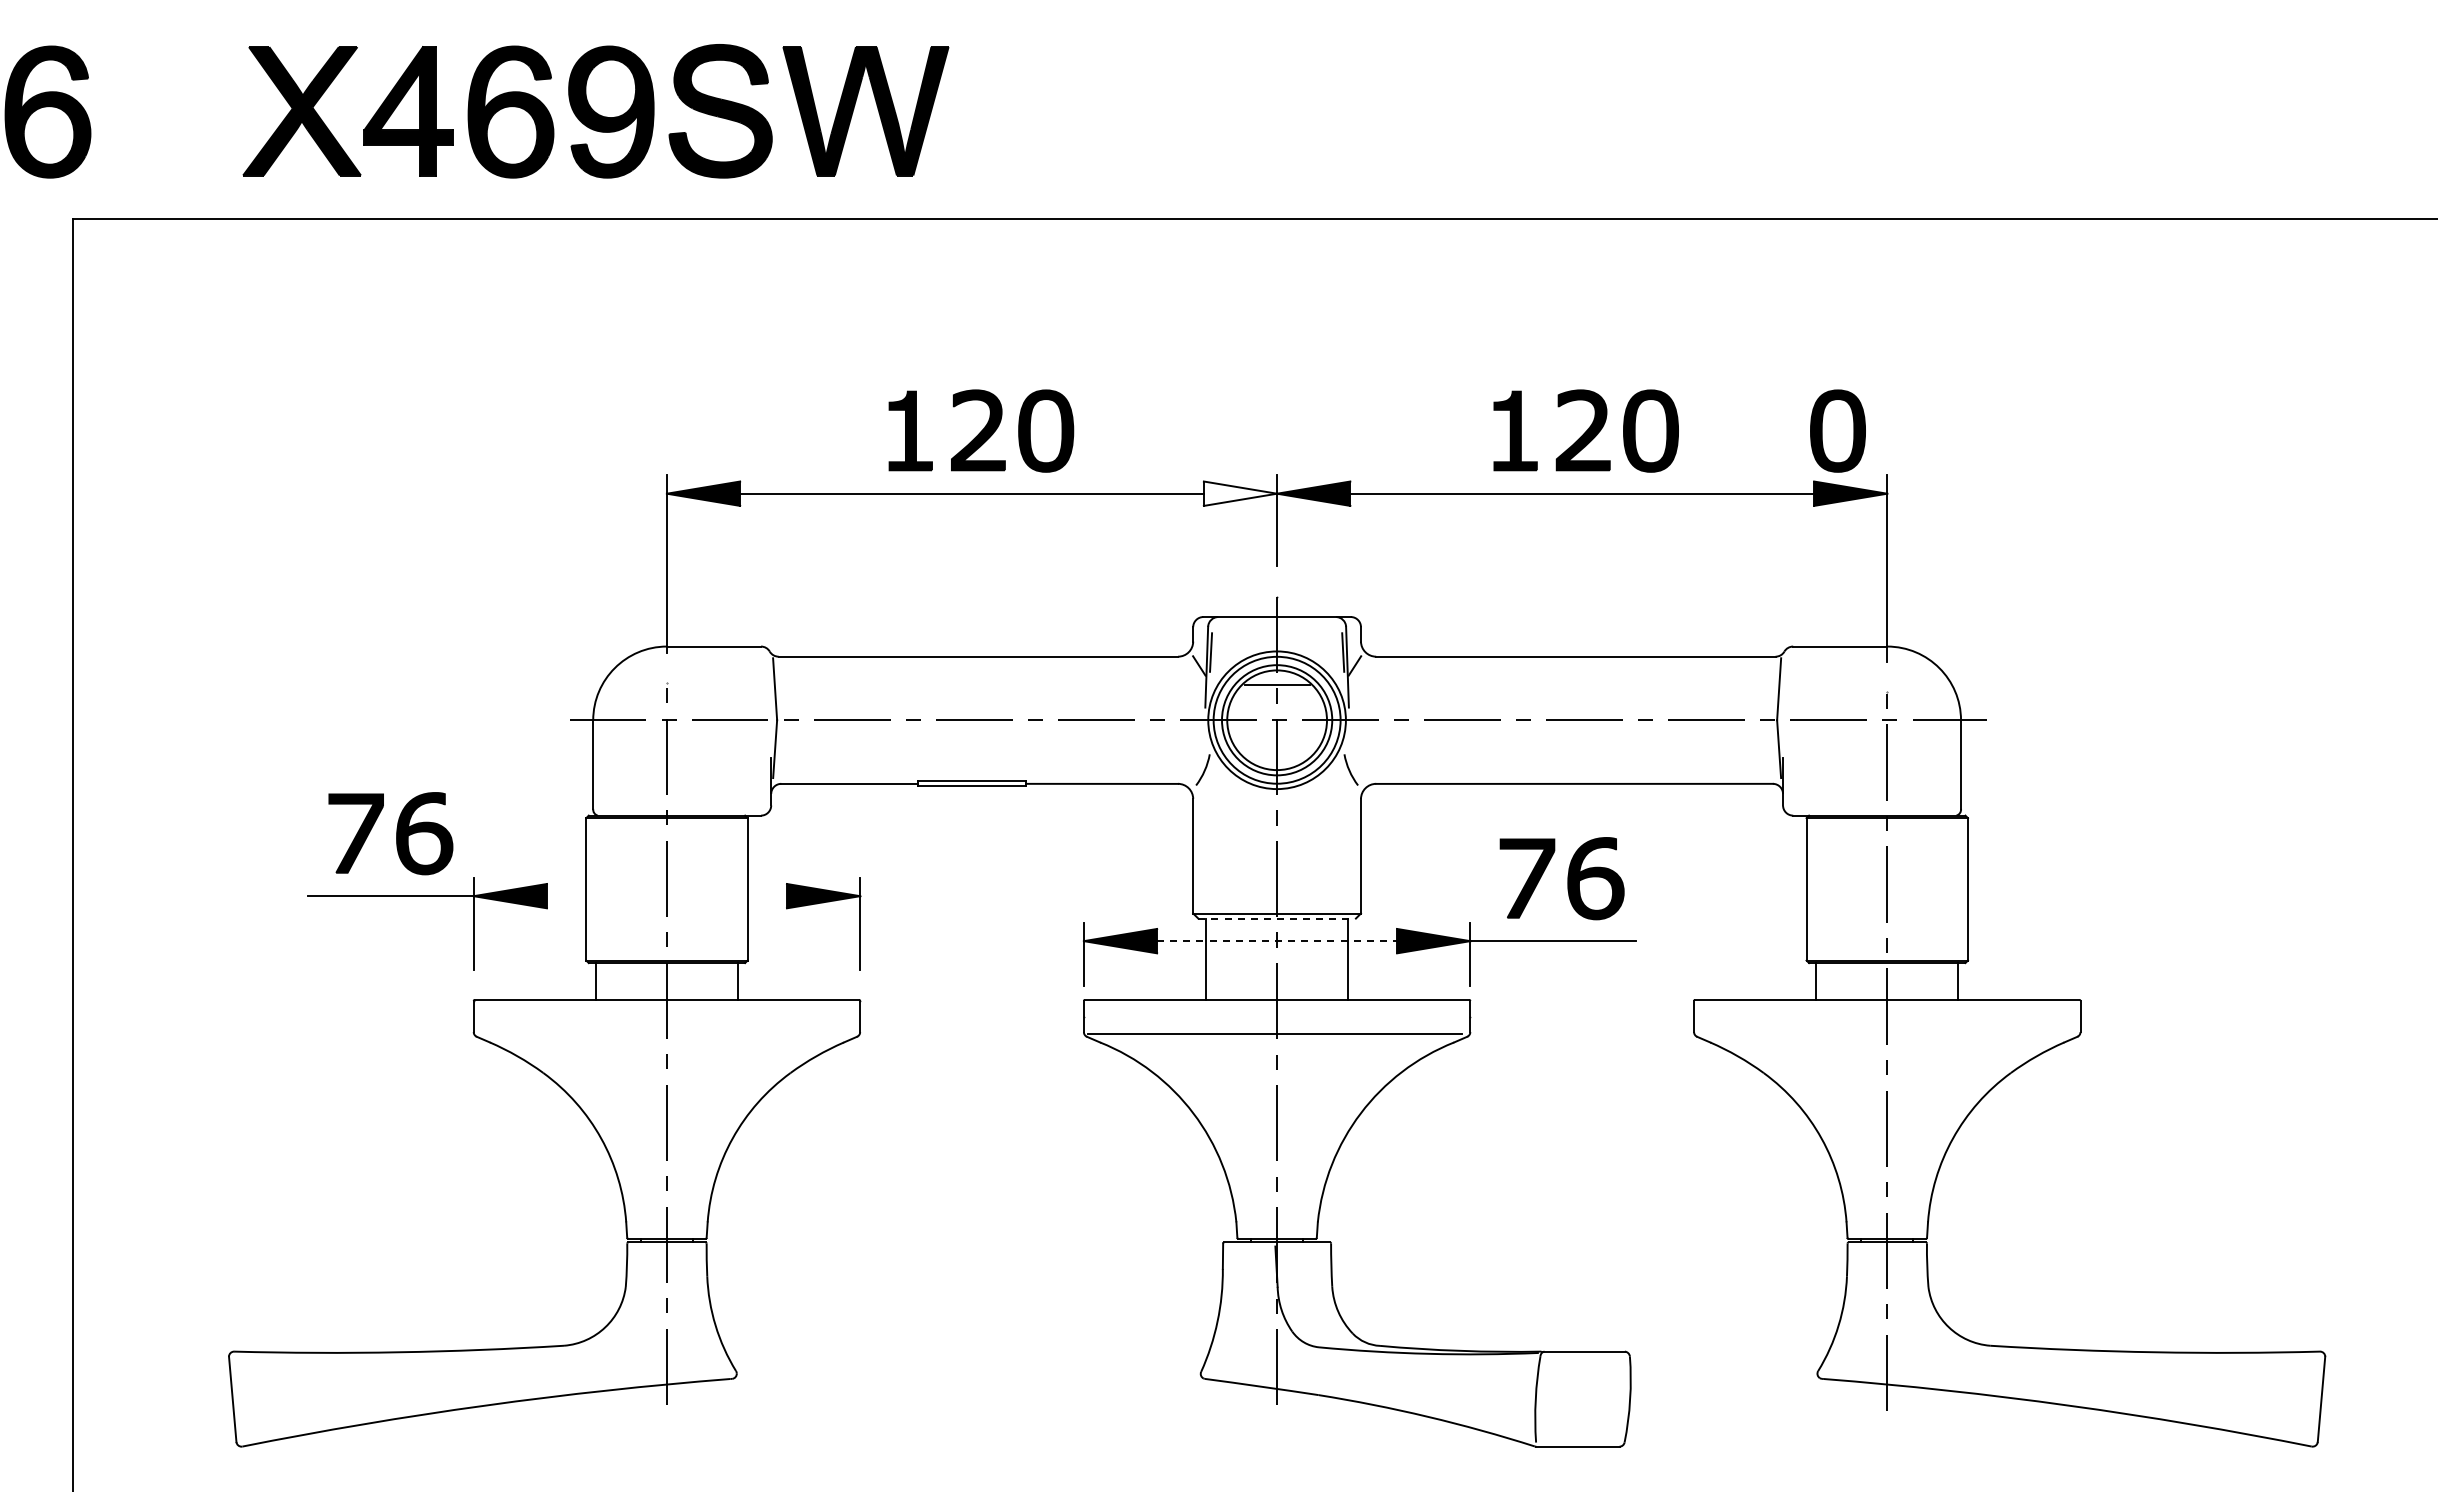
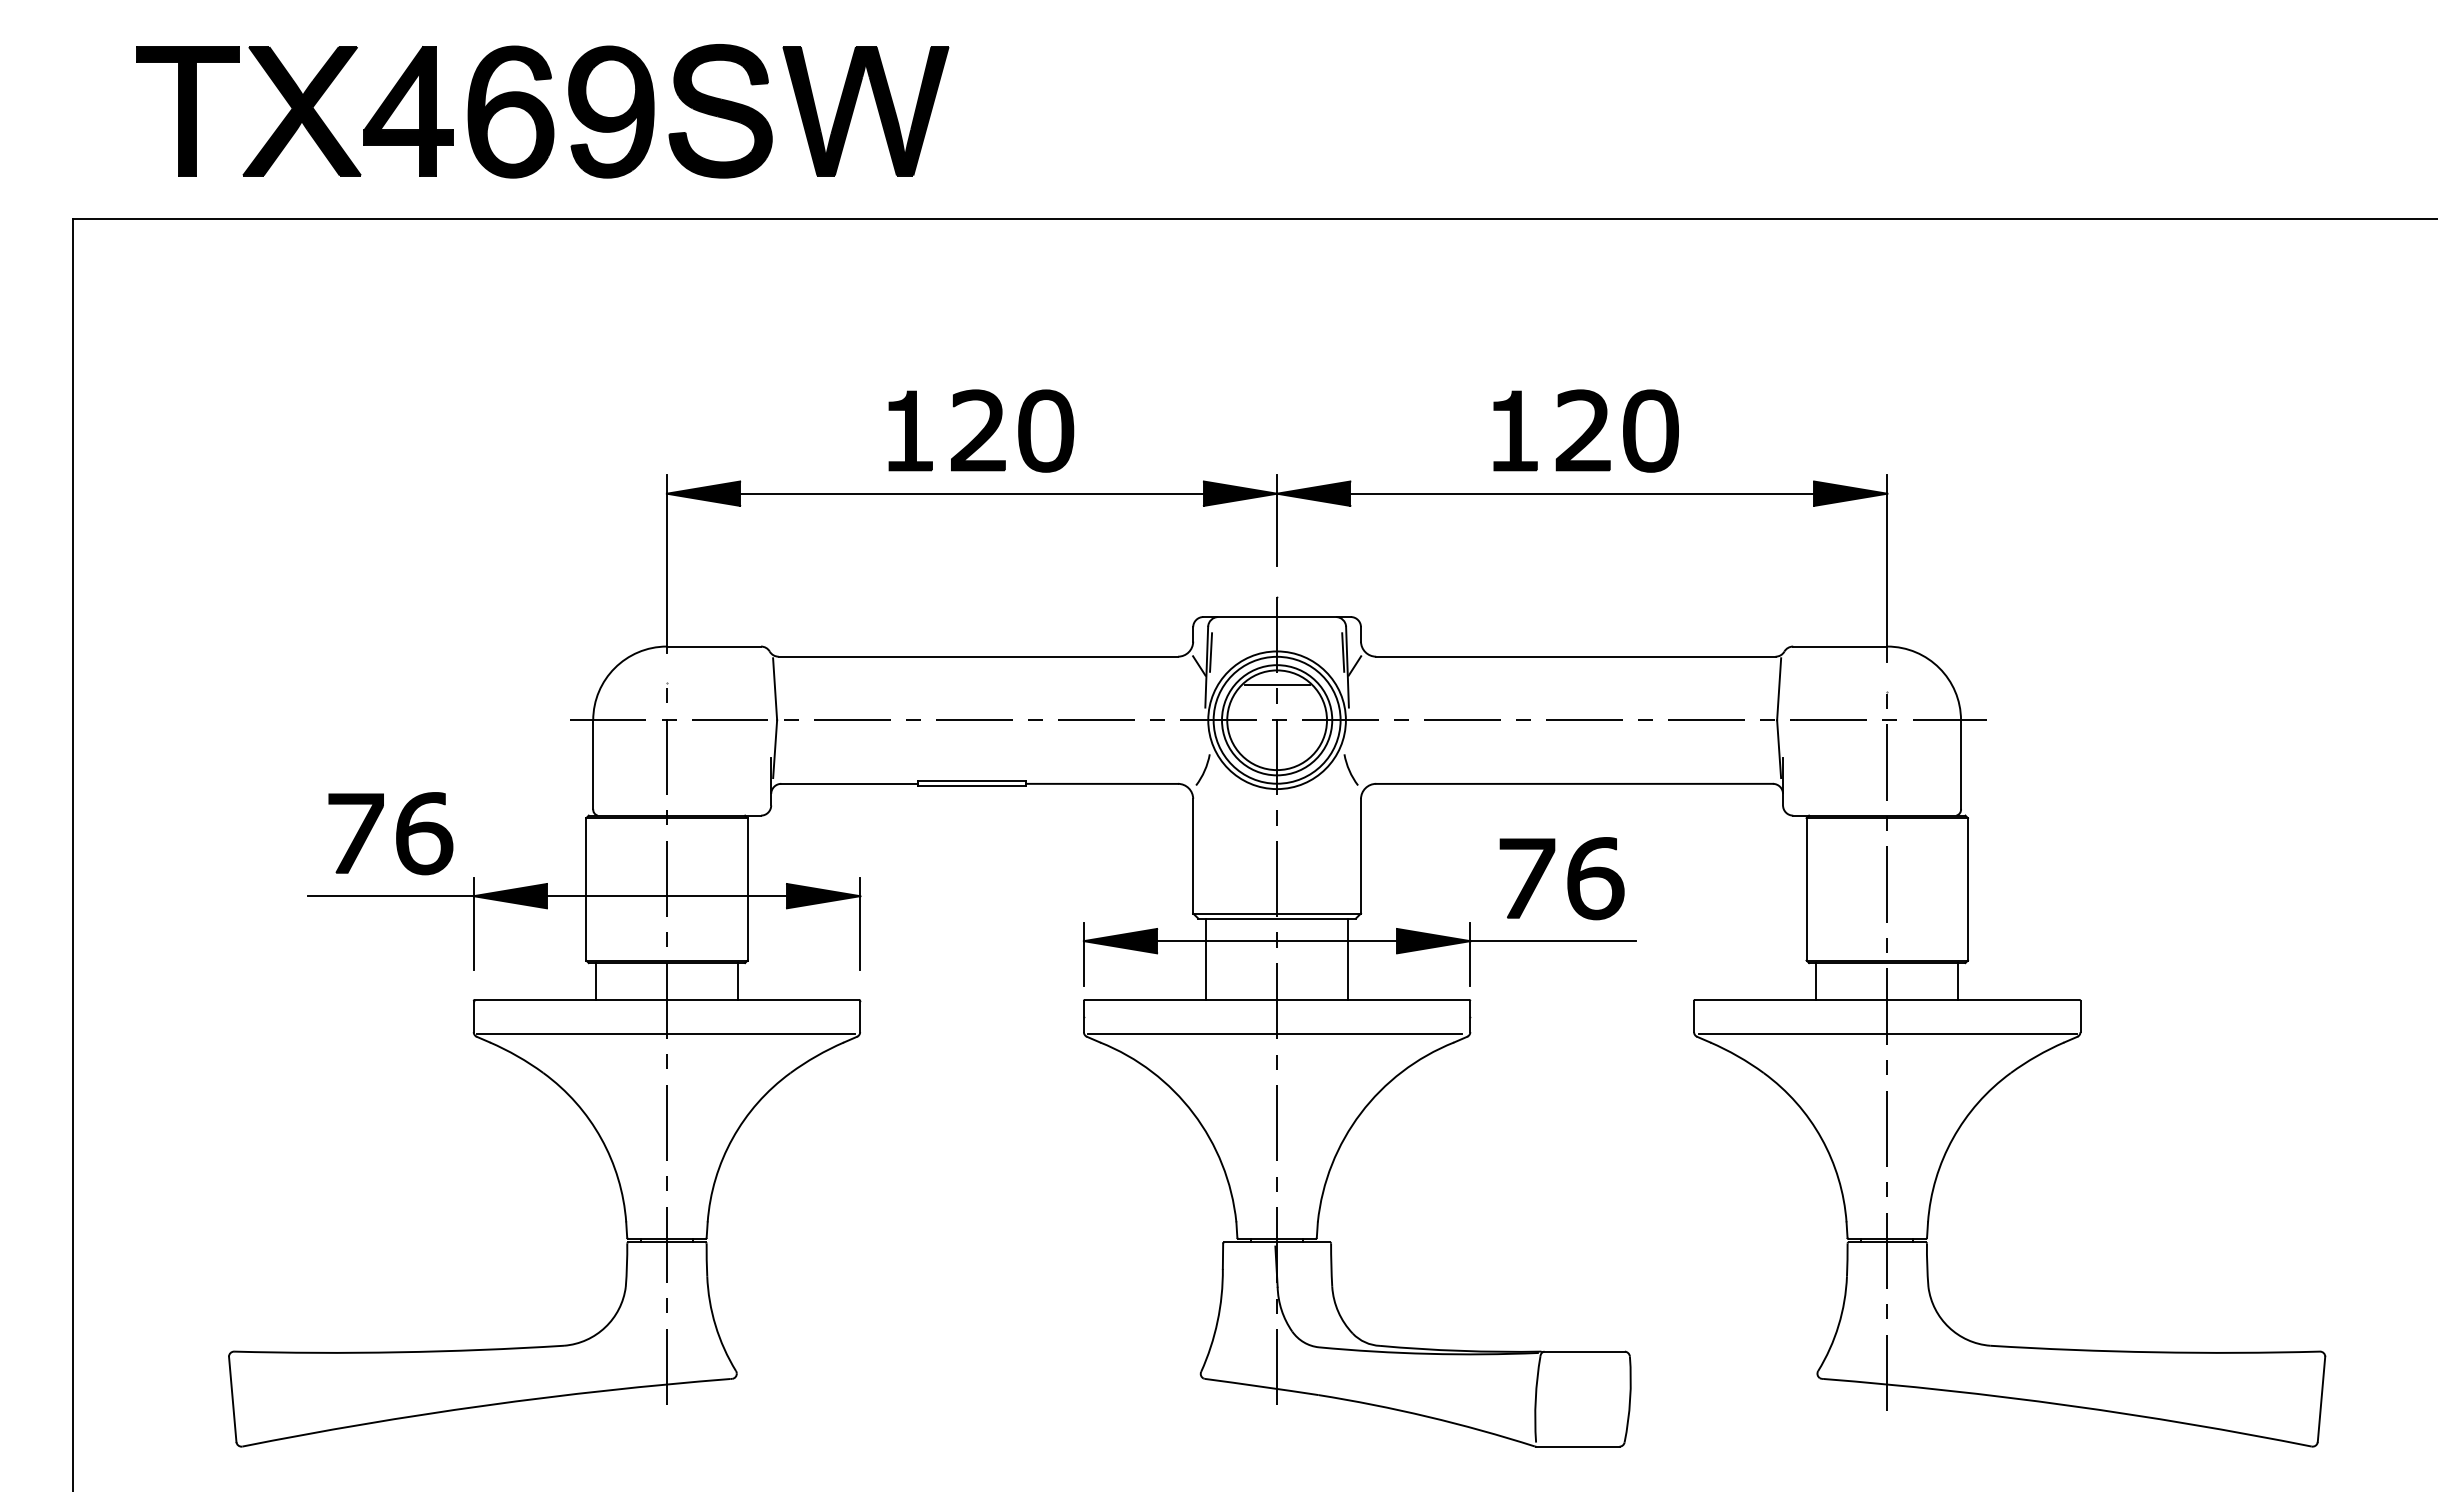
part: present -> none (47, 111)
part: none -> present (187, 111)
part: present -> none (1837, 430)
fill: none -> present (1240, 493)
line: none -> present (666, 896)
line: dashed -> solid (1277, 918)
line: dashed -> solid (1277, 941)
line: none -> present (665, 1033)
line: none -> present (1887, 1033)
